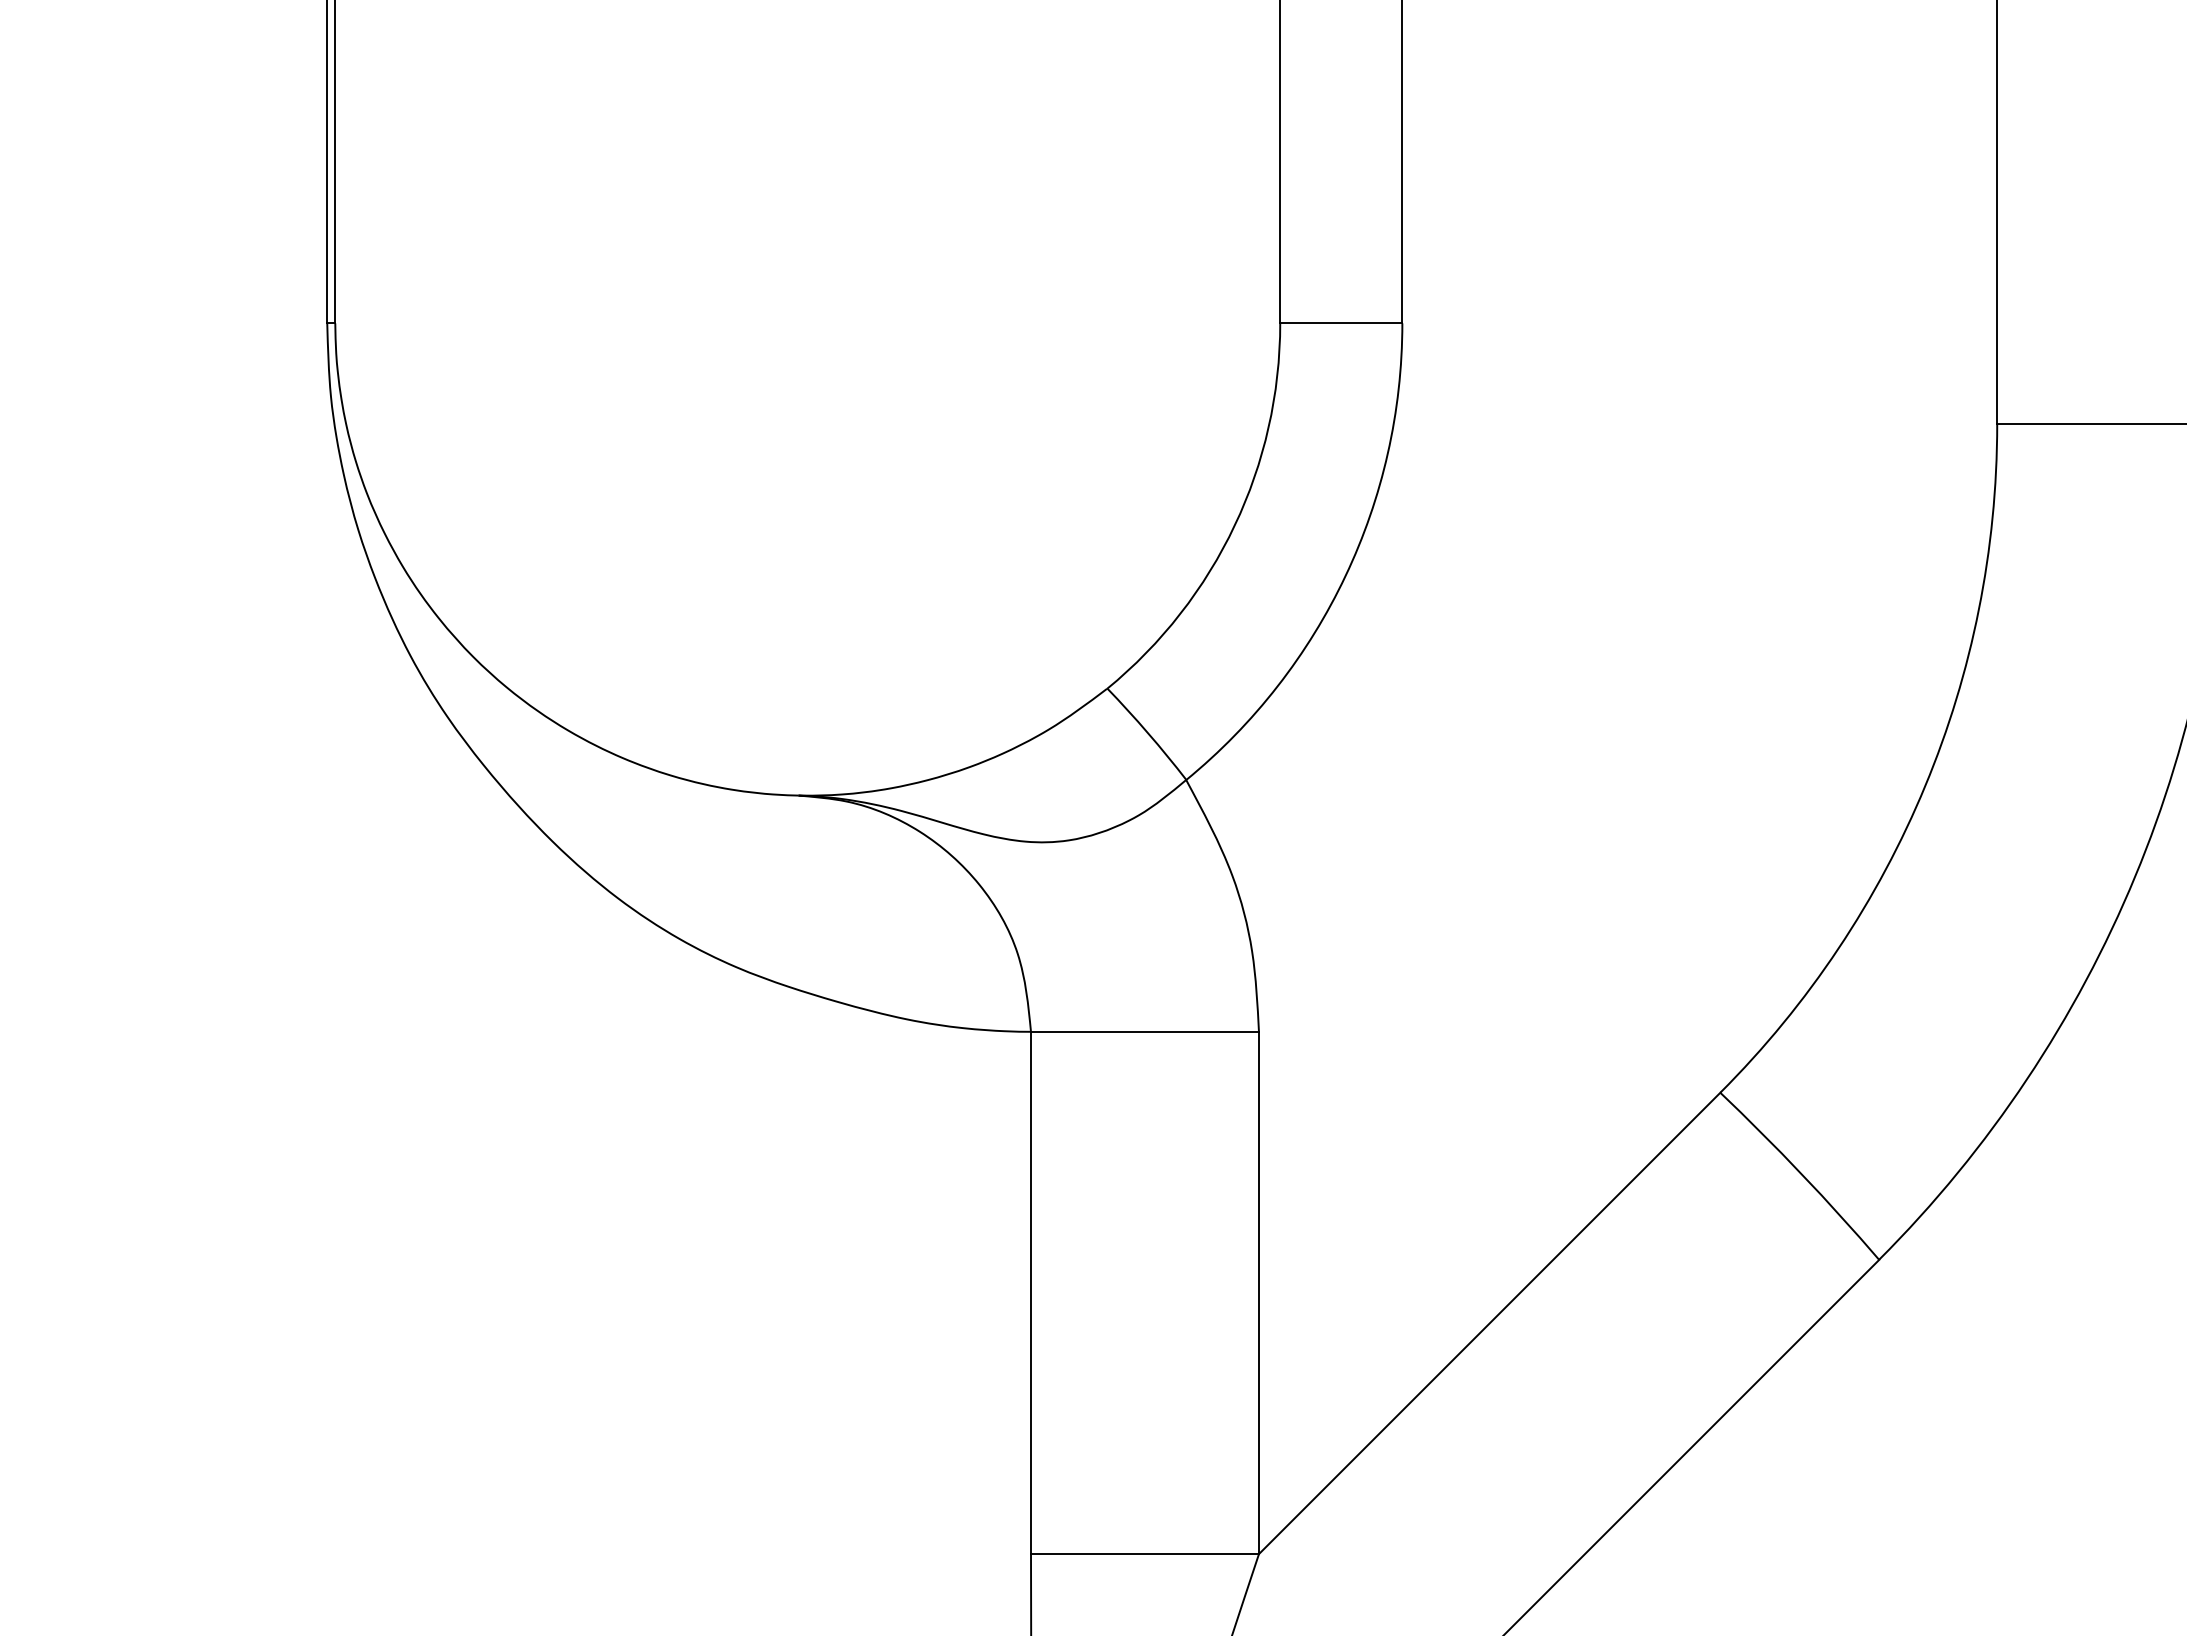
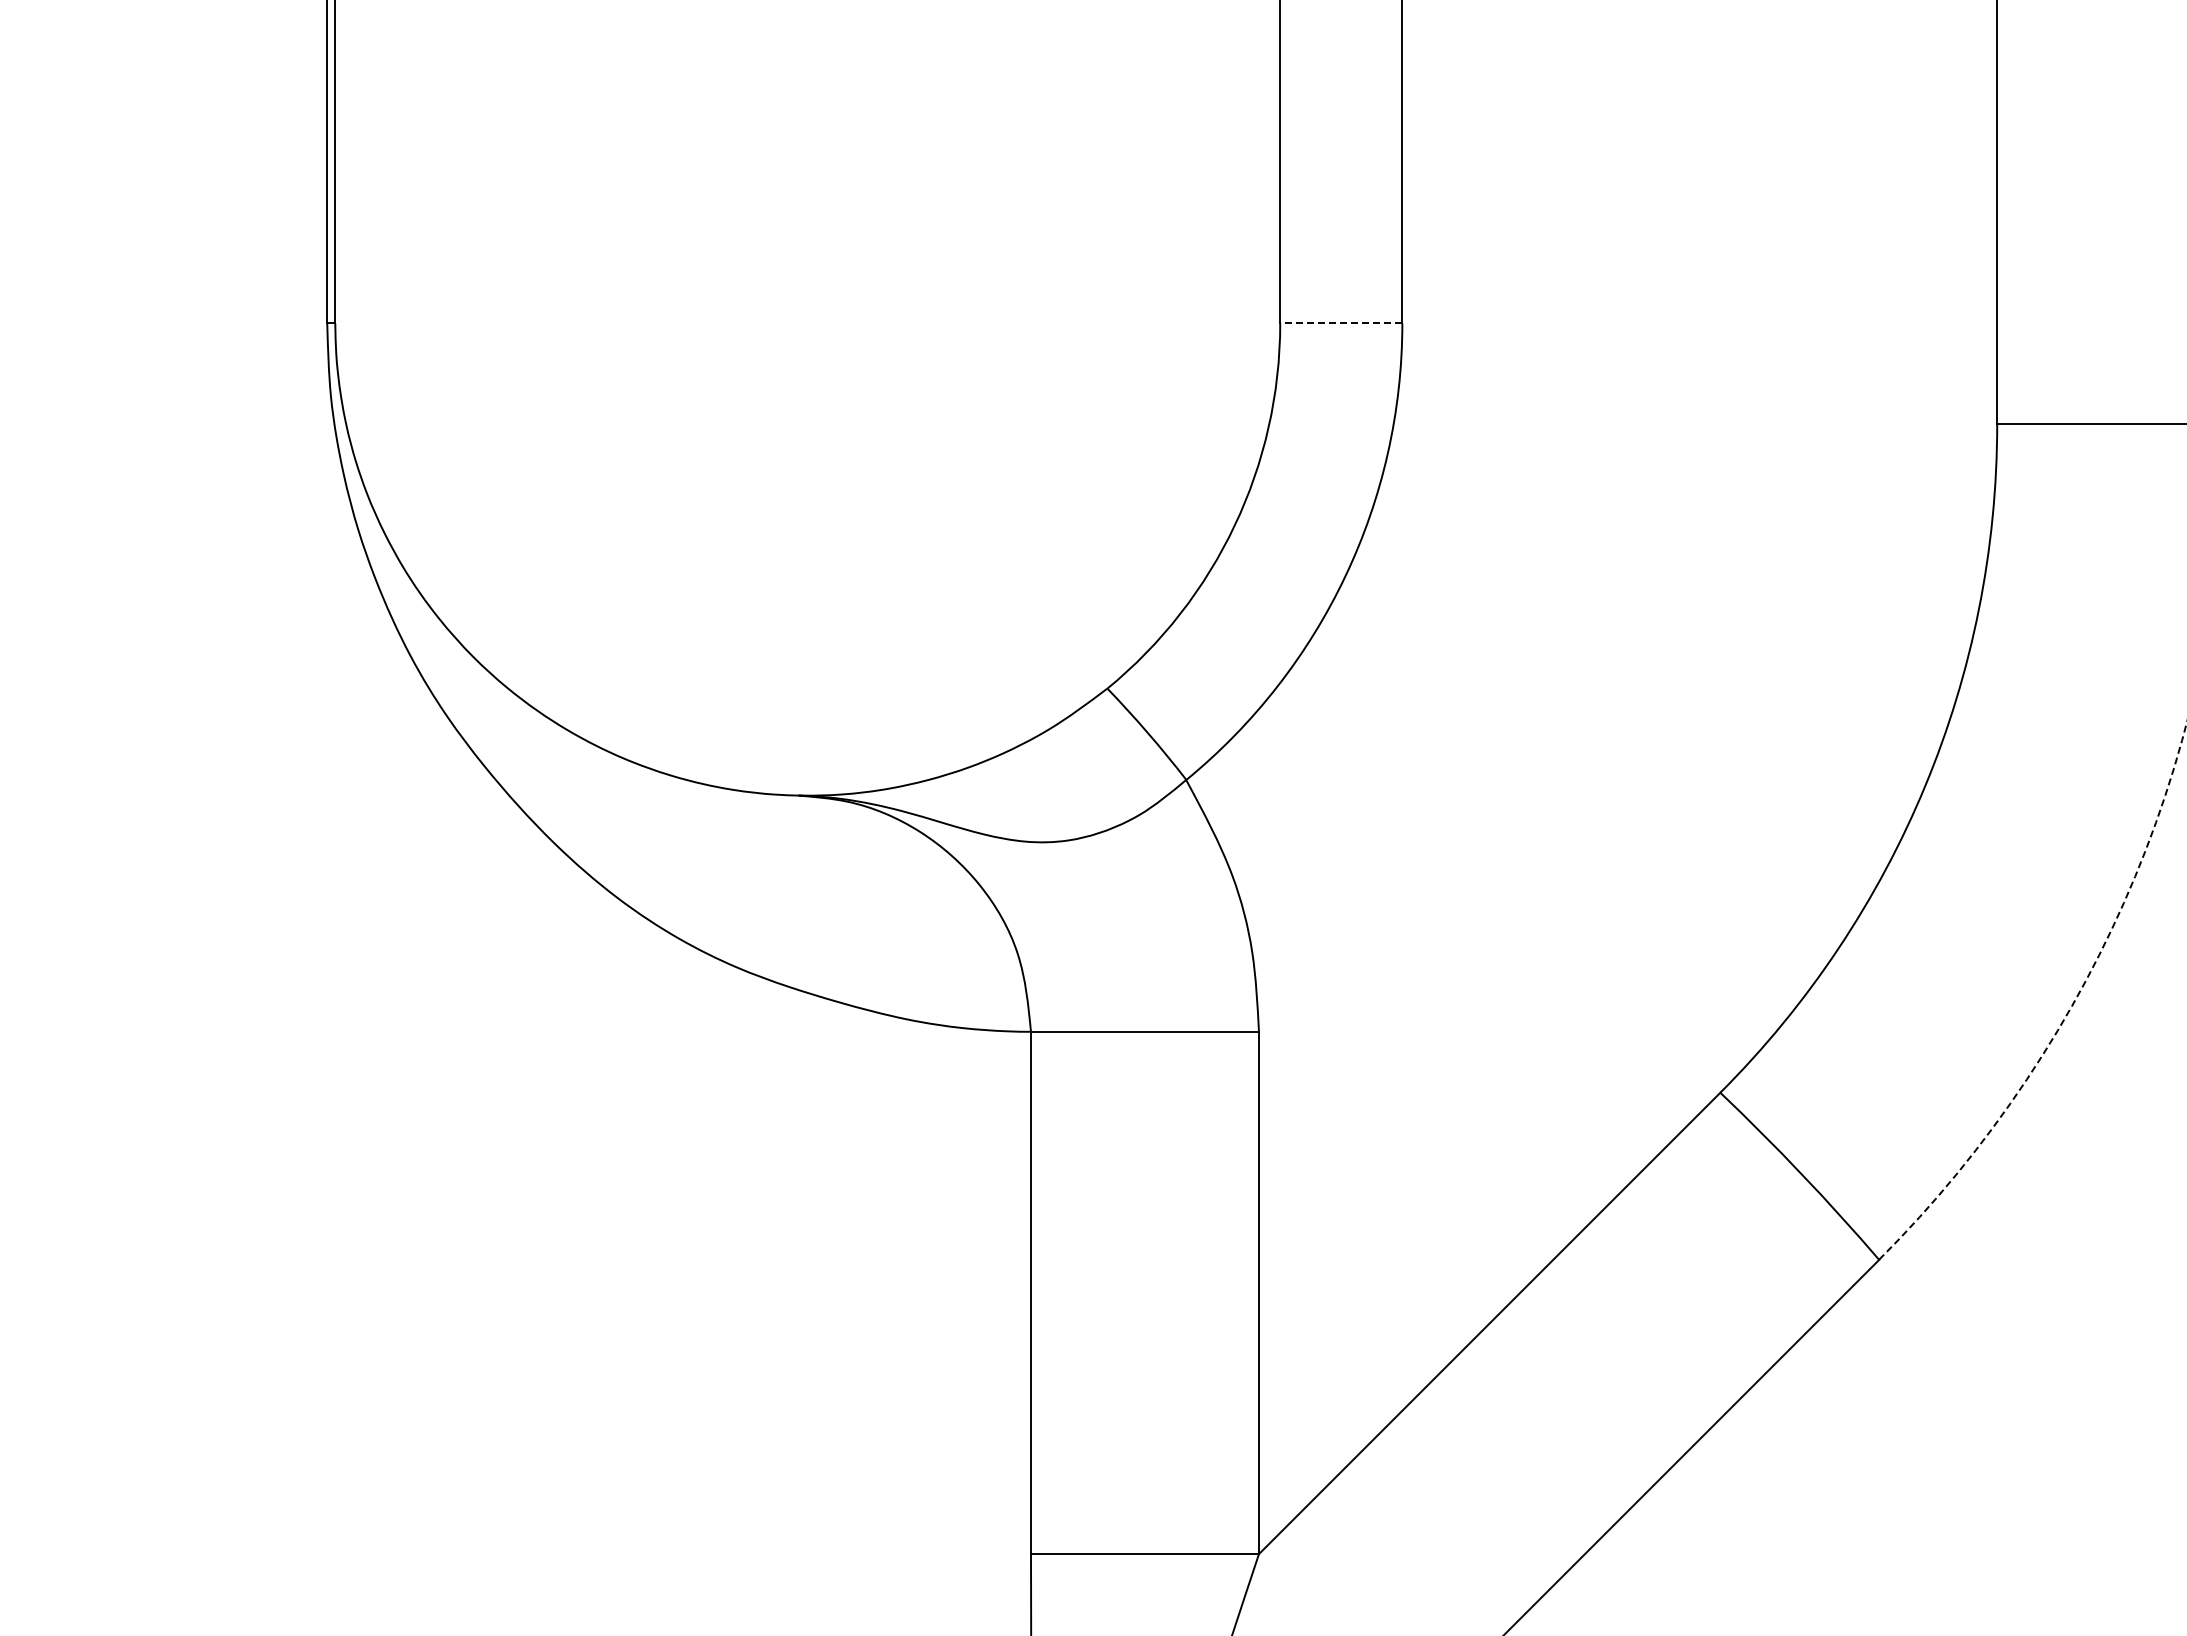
line: solid -> dashed (1340, 323)
arc: solid -> dashed (2068, 1012)
